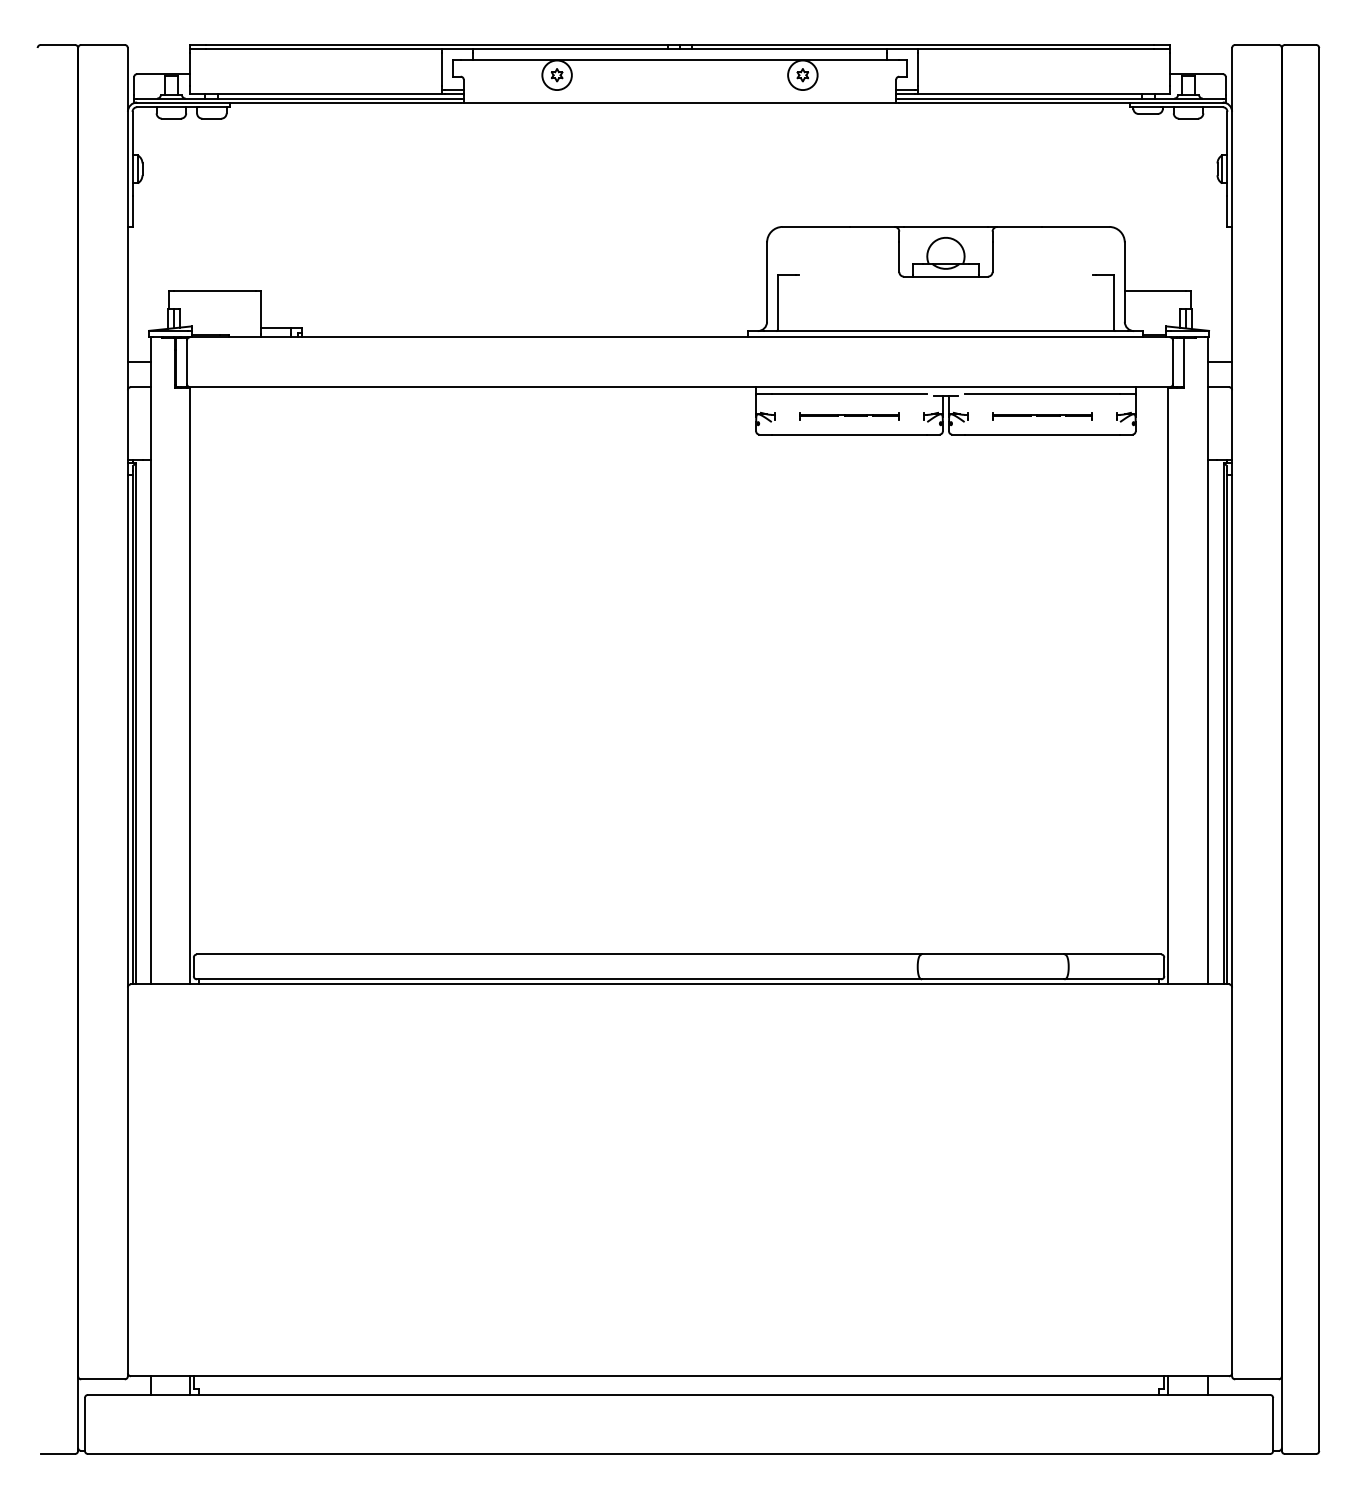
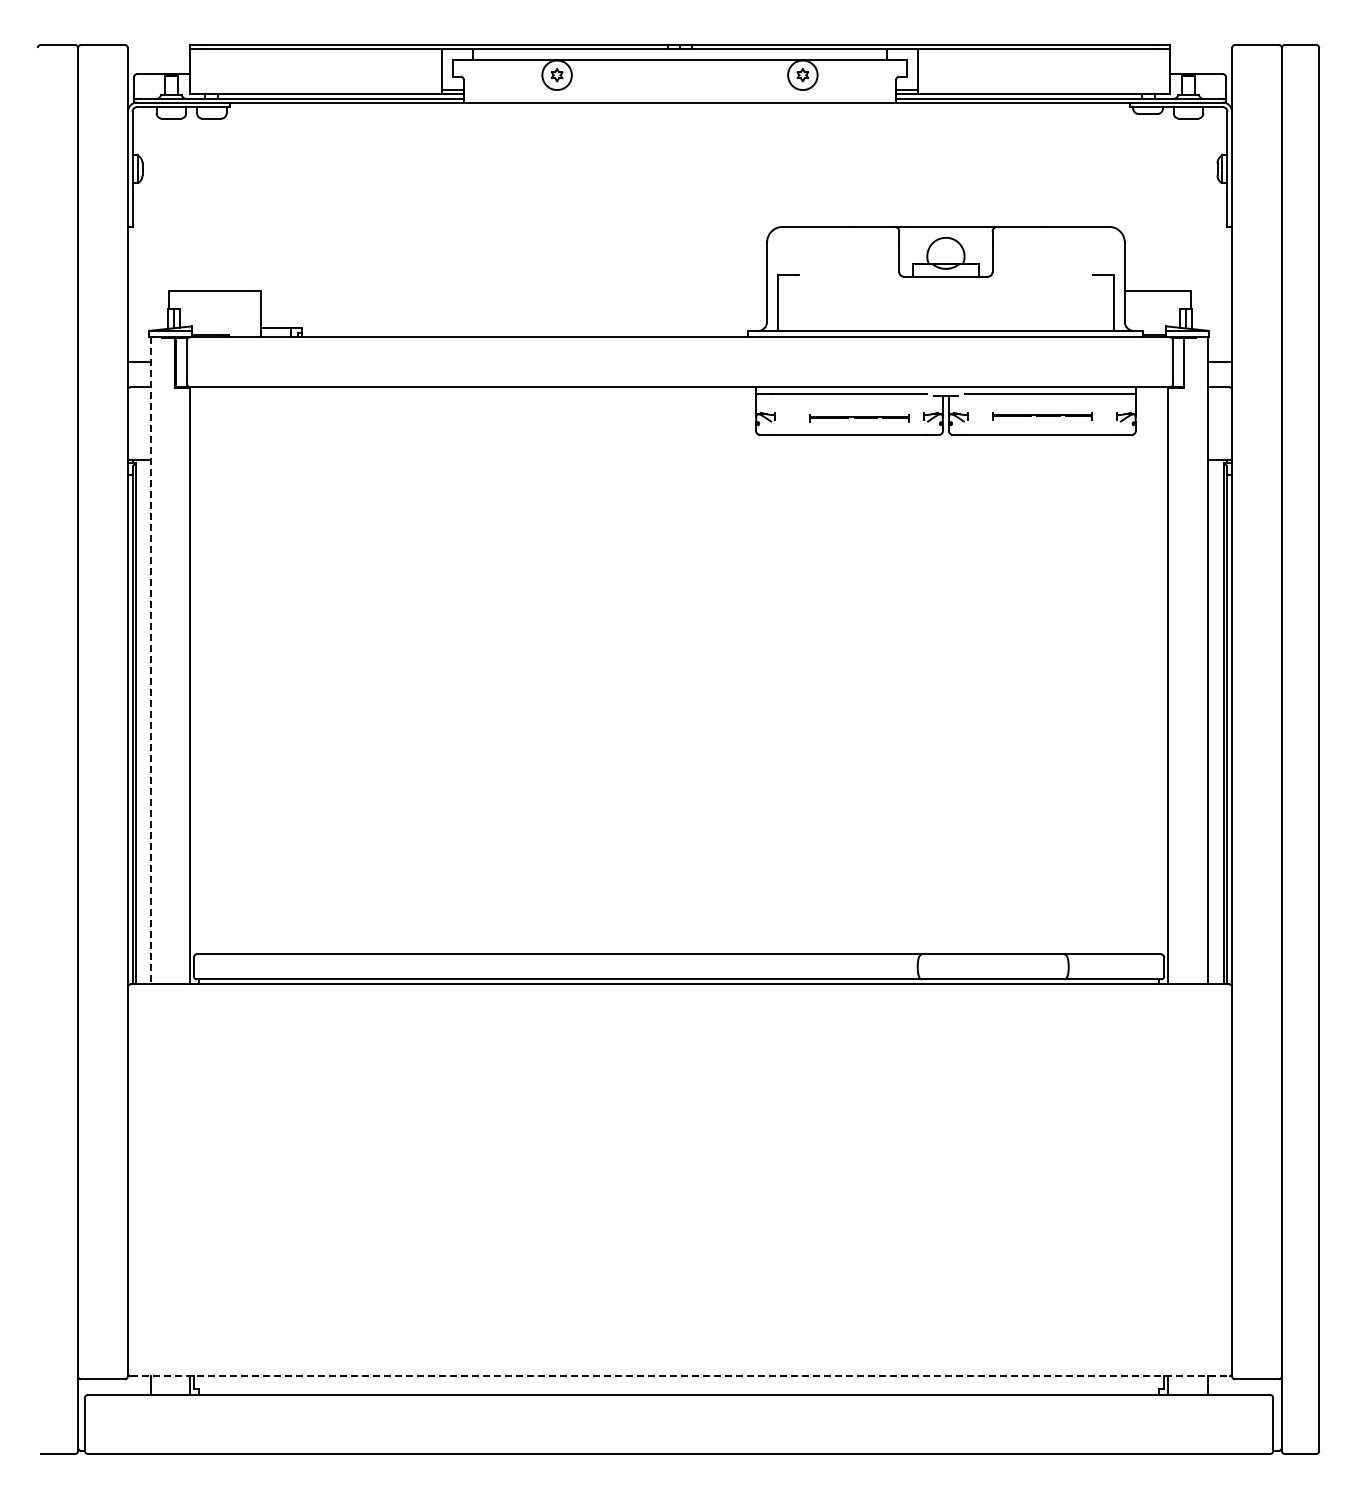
part position: (849, 416) -> (859, 418) (859, 418)
line: solid -> dashed (150, 661)
line: solid -> dashed (680, 1376)
